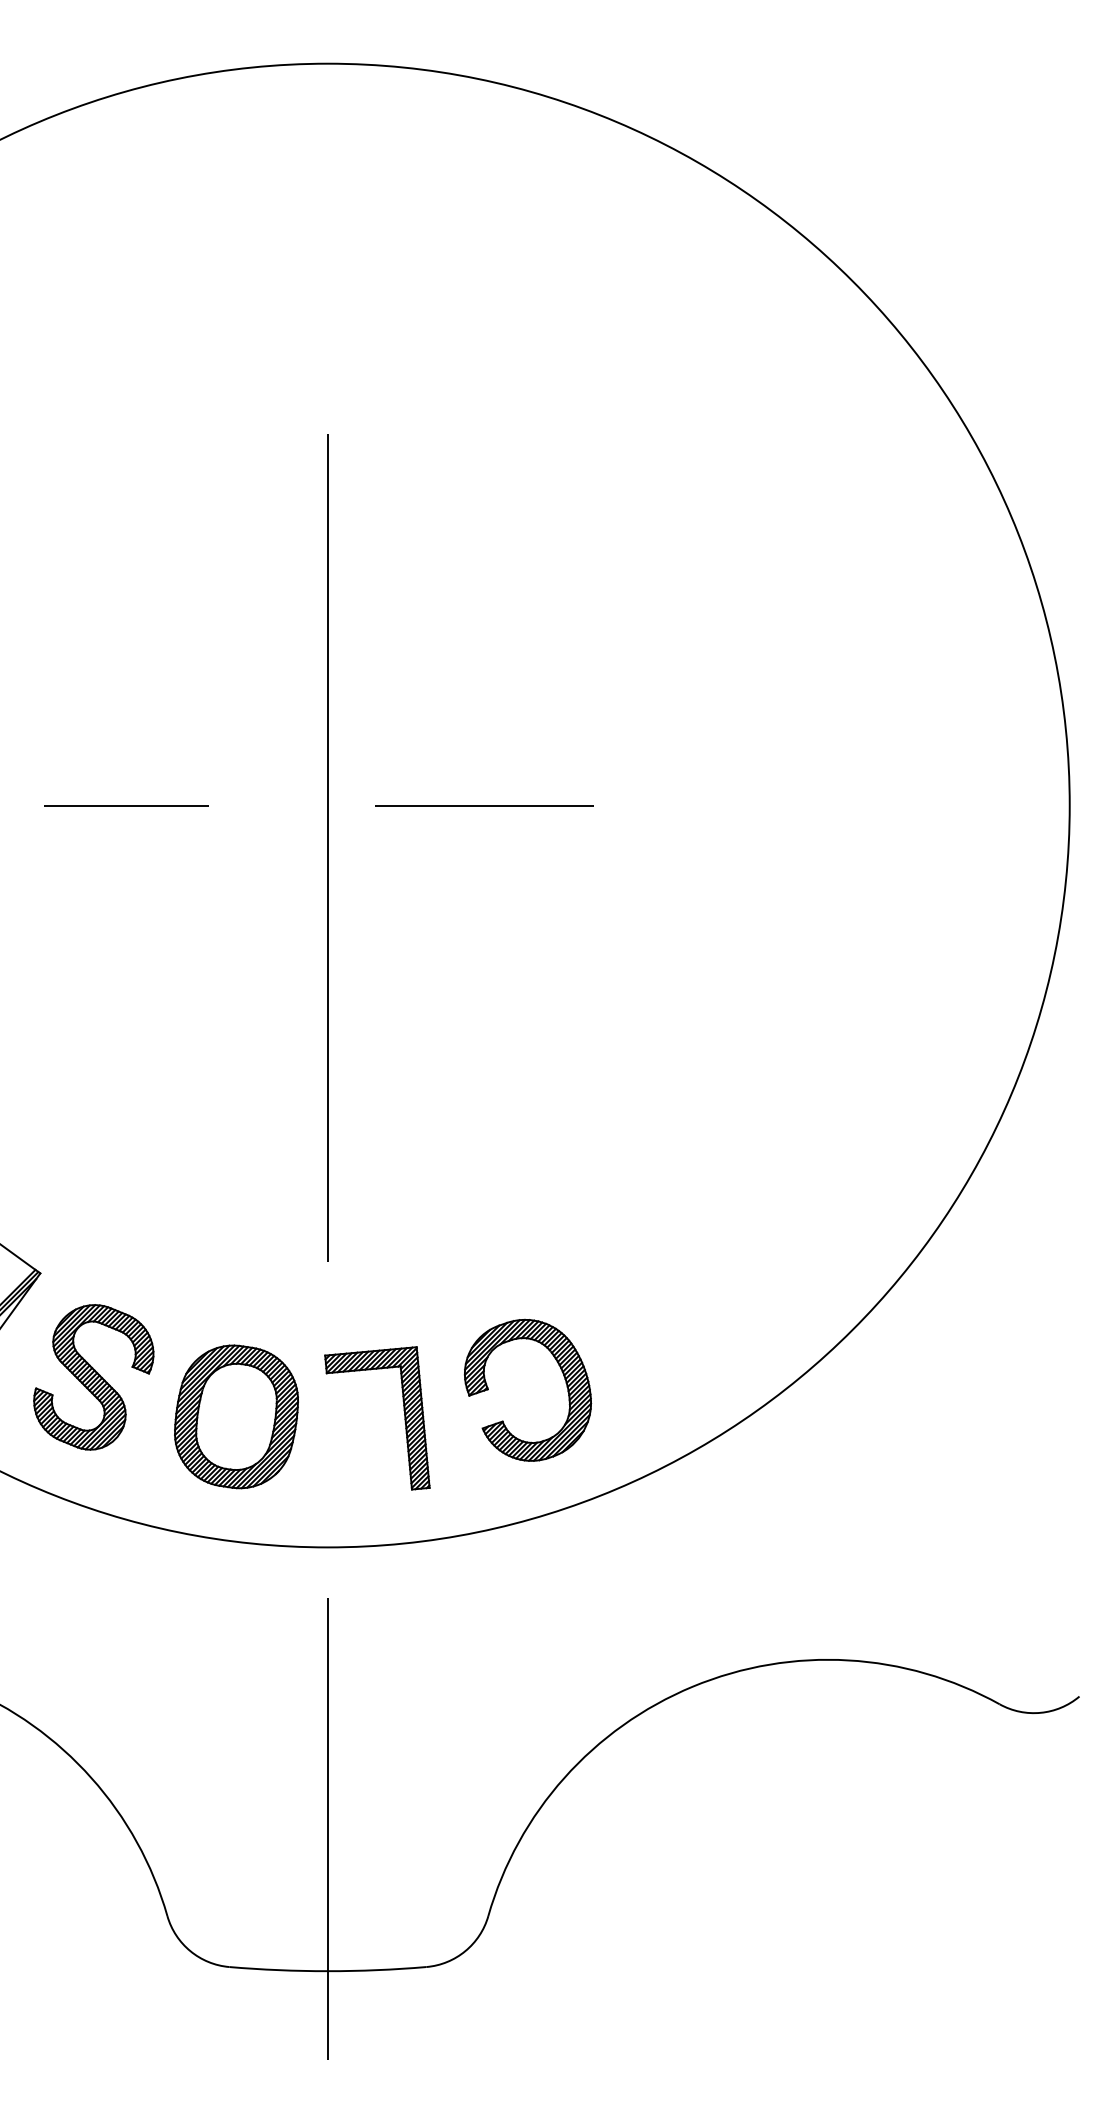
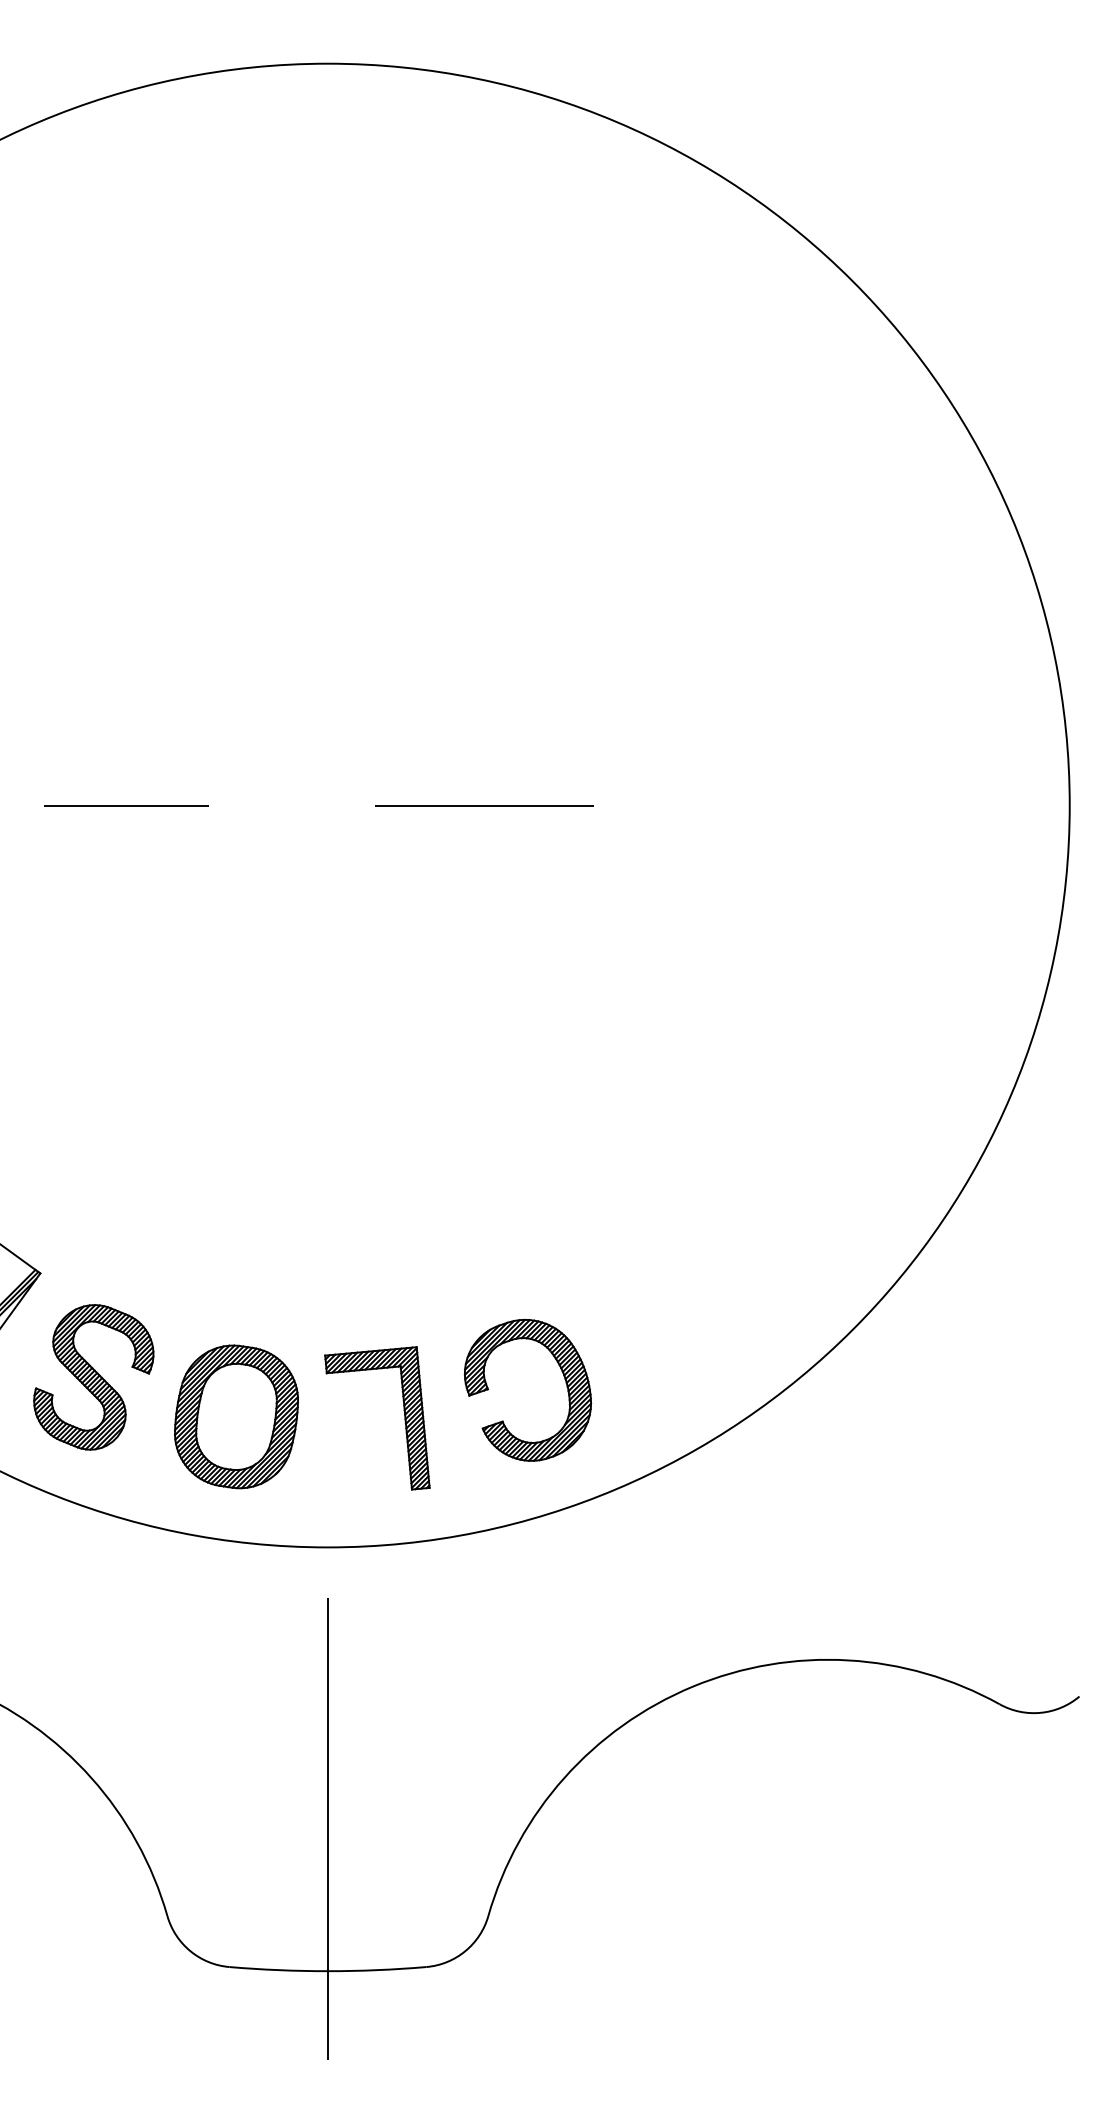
line: present -> none (327, 847)
